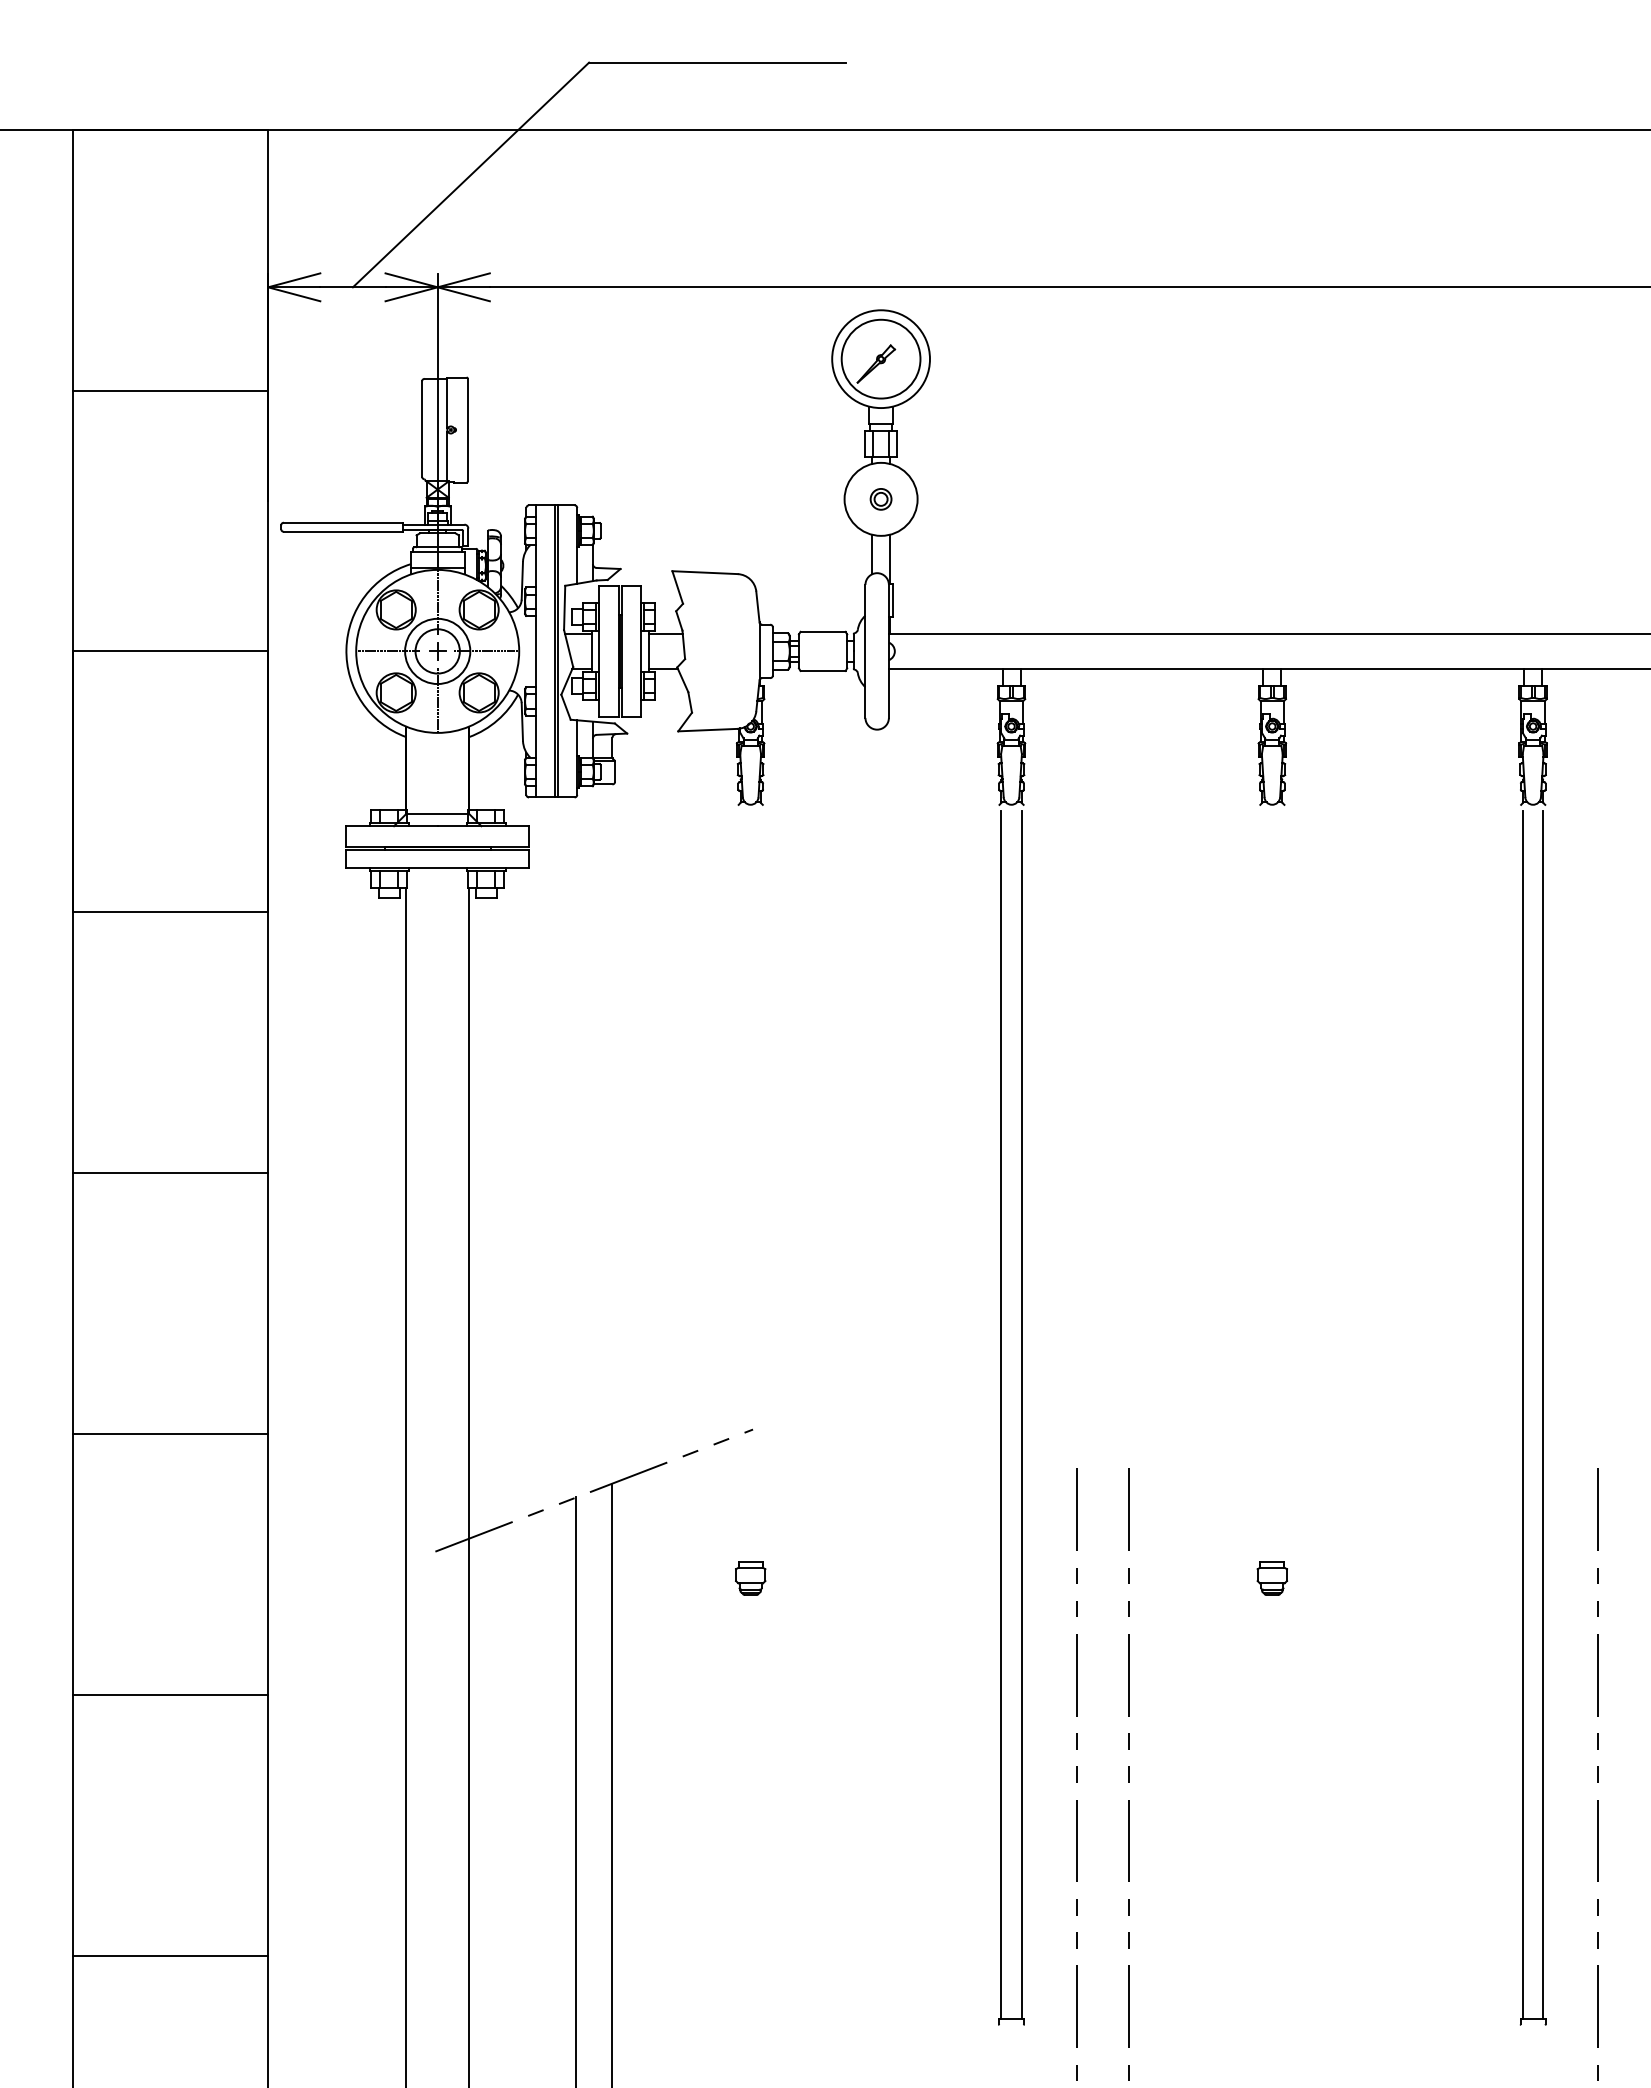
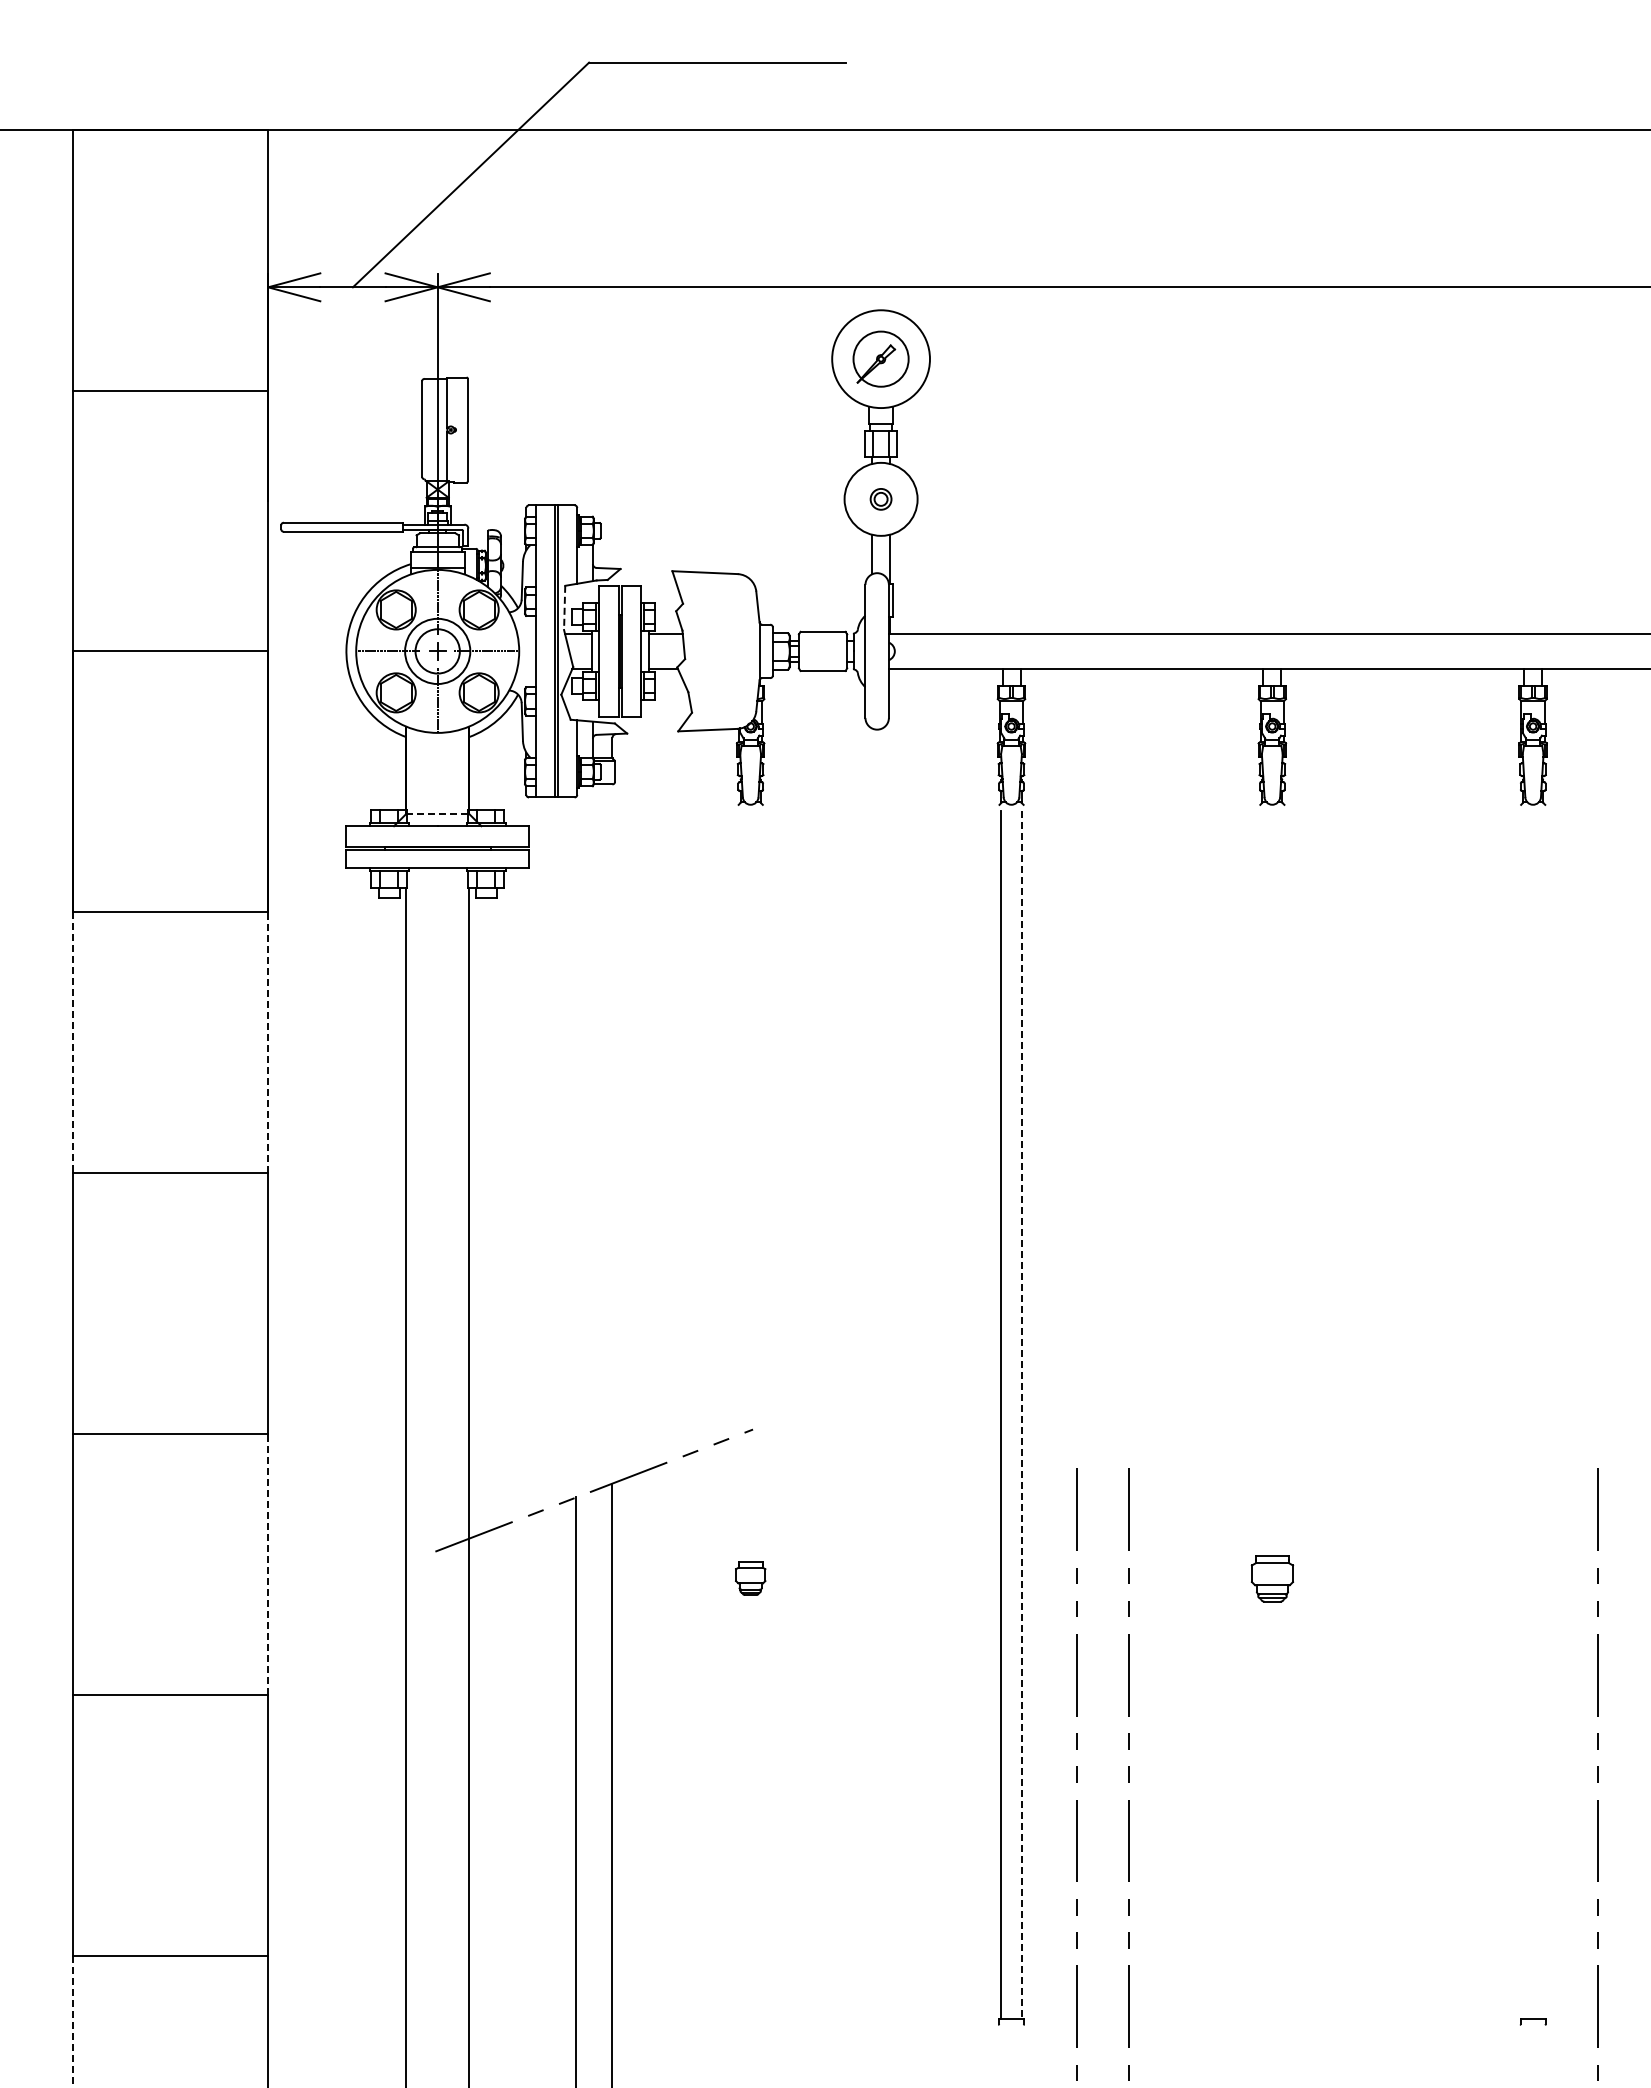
circle diameter: 79 px -> 55 px (880, 358)
line: solid -> dashed (564, 608)
line: solid -> dashed (437, 814)
line: solid -> dashed (268, 1042)
line: solid -> dashed (72, 1043)
line: present -> none (1523, 1414)
line: present -> none (1543, 1414)
line: solid -> dashed (1021, 1415)
line: solid -> dashed (268, 1563)
part size: 32x35 px -> 45x48 px (1272, 1578)
line: solid -> dashed (72, 2021)
